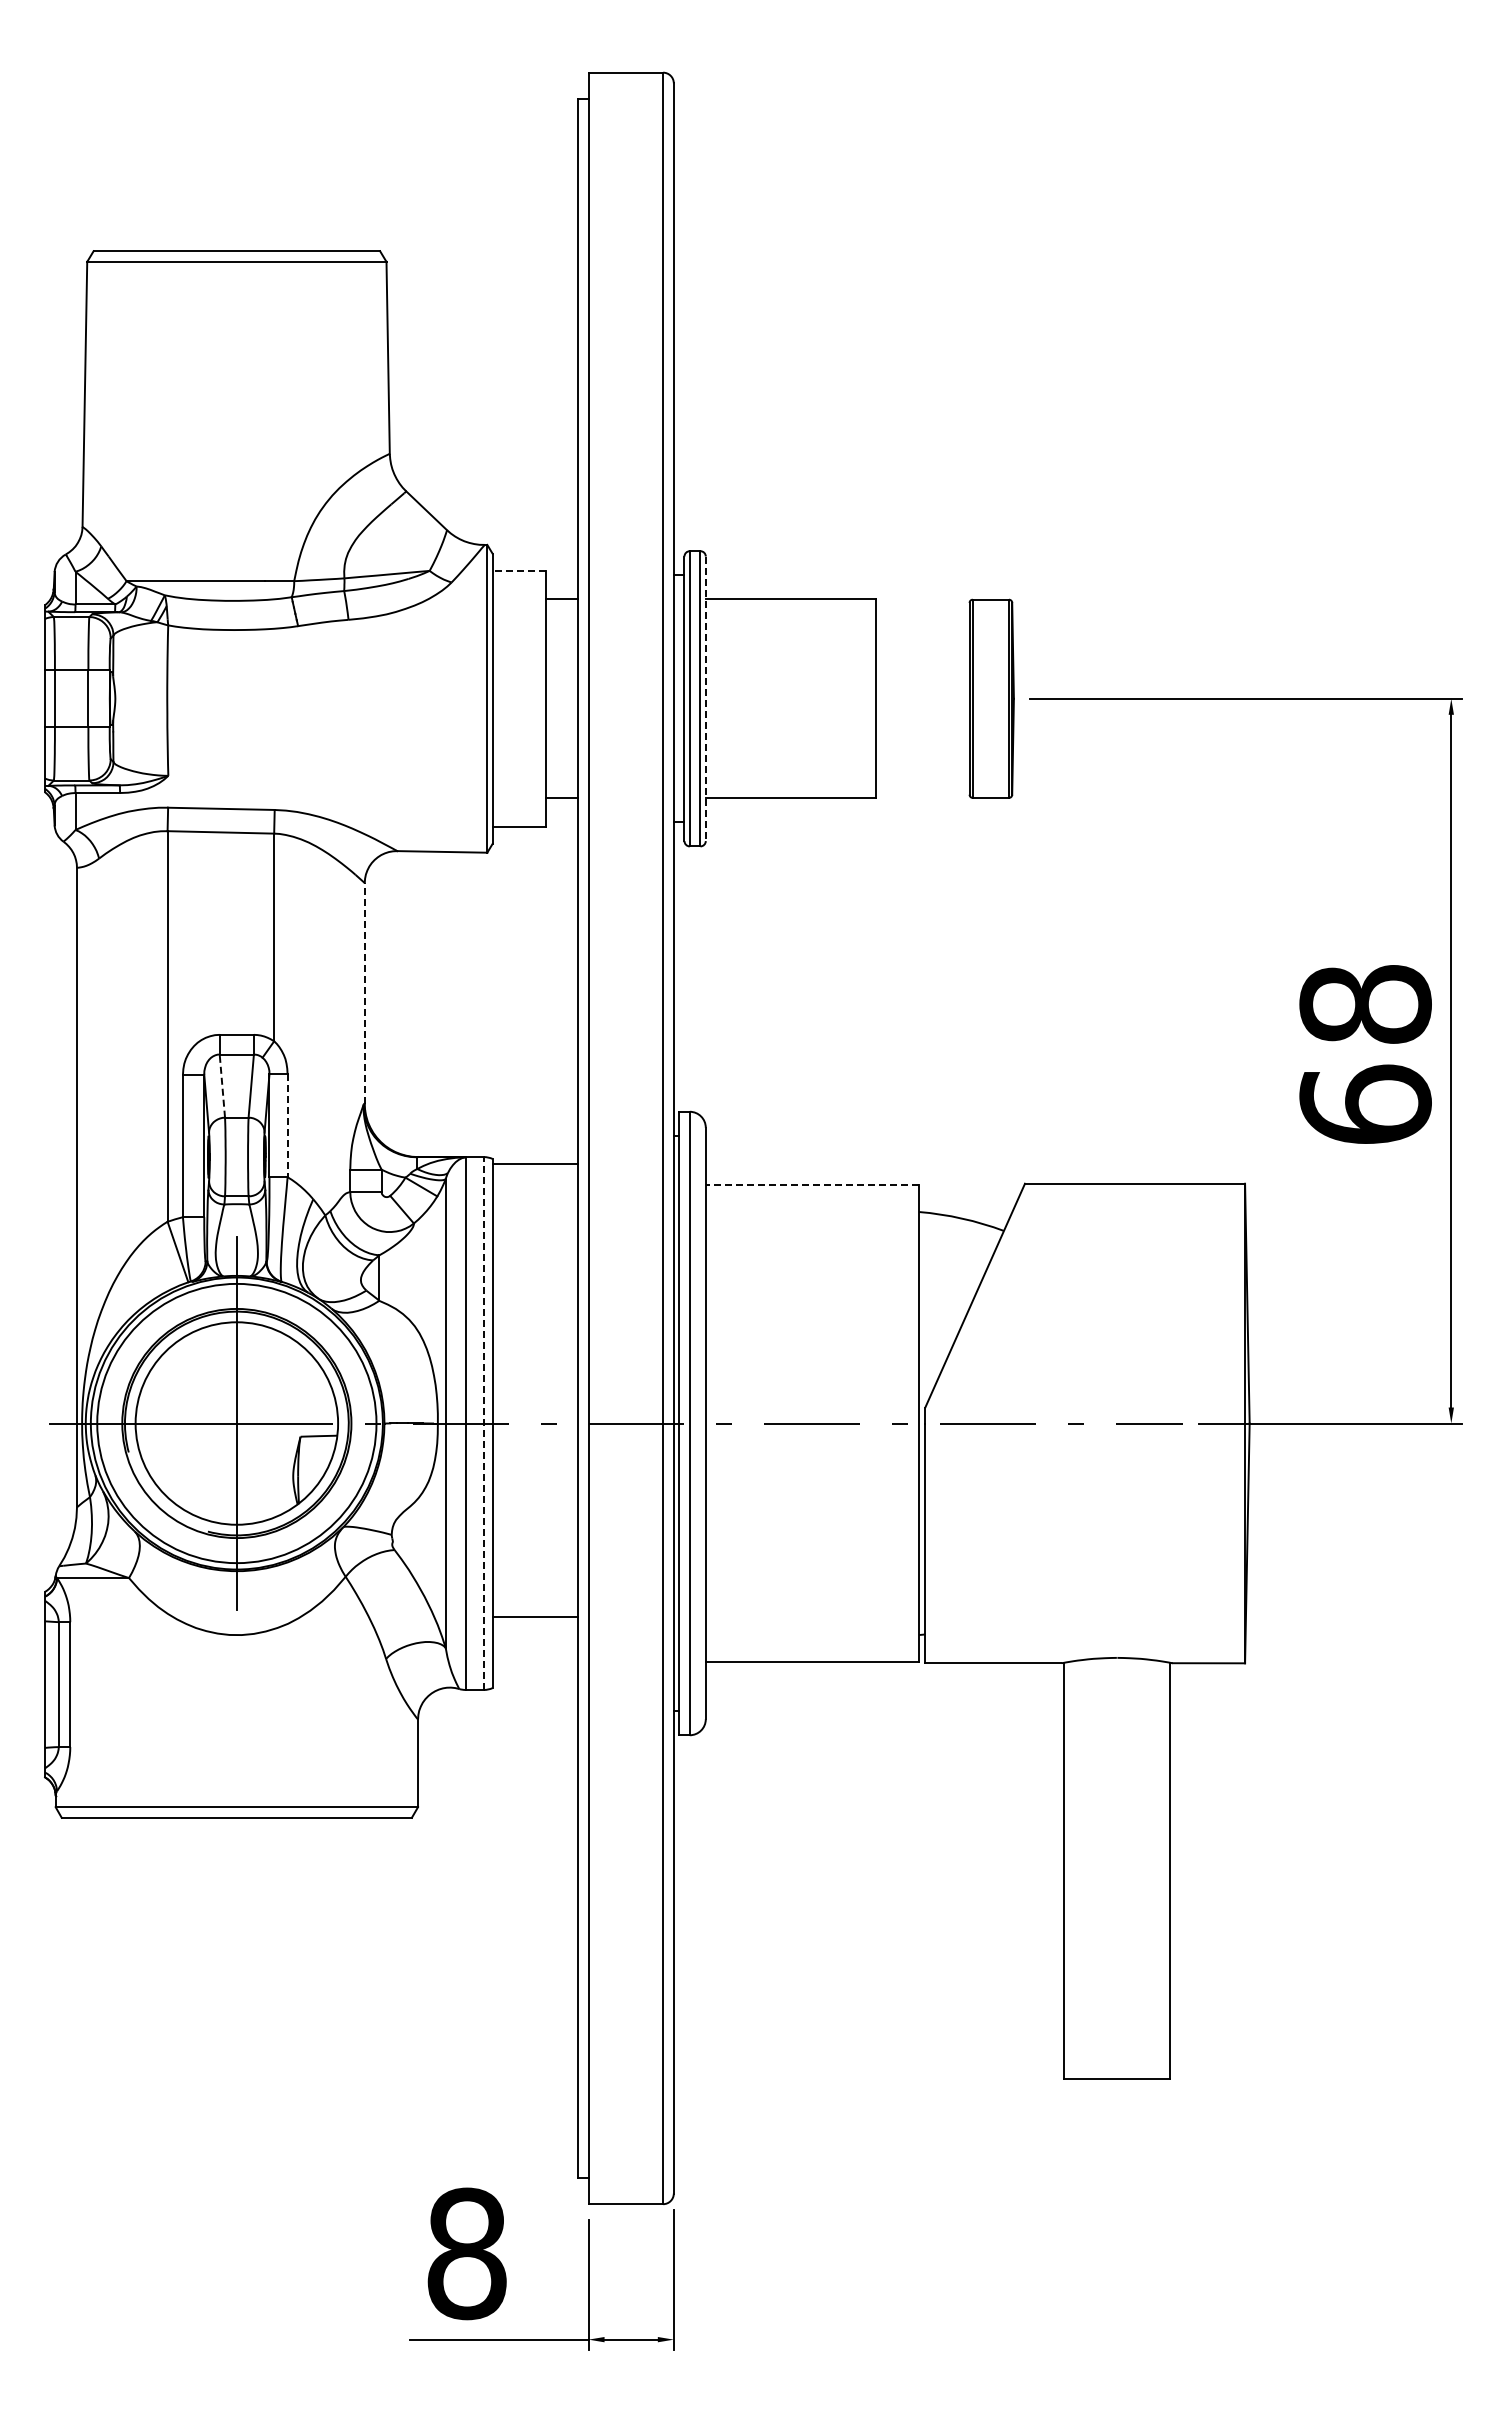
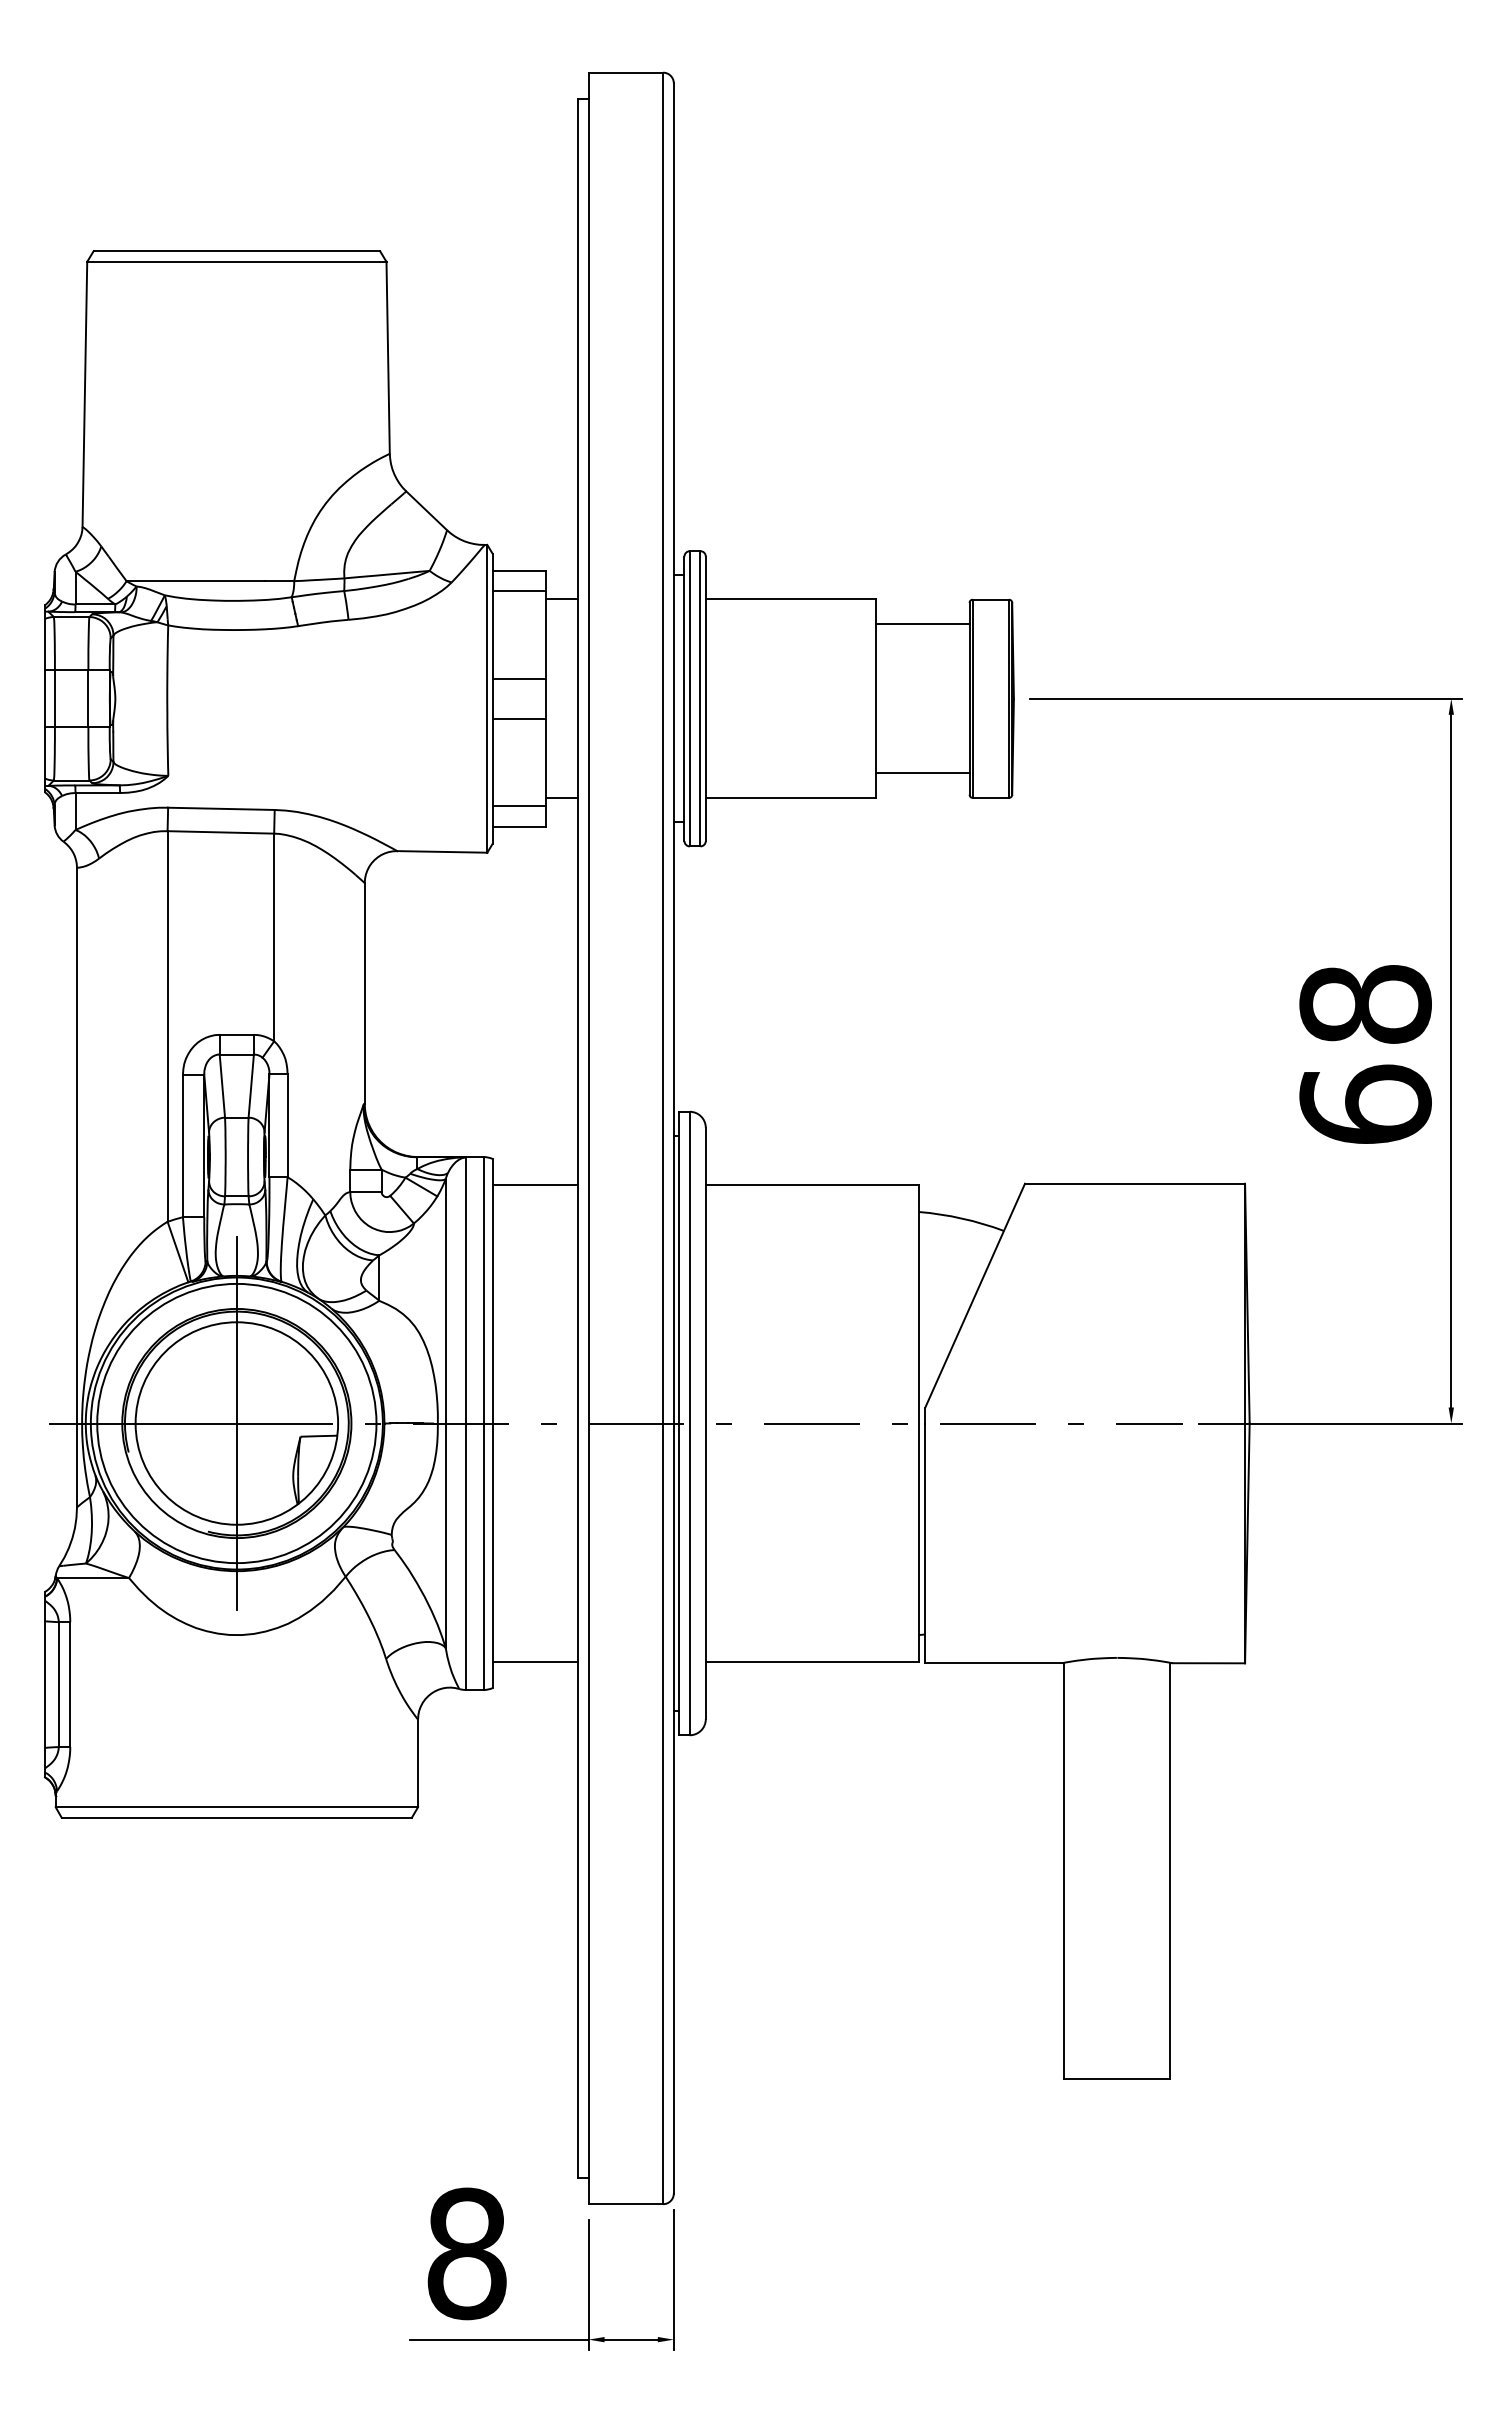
line: dashed -> solid (519, 570)
line: none -> present (518, 591)
line: none -> present (922, 624)
line: none -> present (518, 678)
line: dashed -> solid (705, 699)
line: none -> present (518, 719)
line: none -> present (922, 773)
line: none -> present (518, 806)
line: dashed -> solid (364, 992)
line: dashed -> solid (222, 1086)
line: dashed -> solid (287, 1125)
line position: (534, 1163) -> (534, 1184) (534, 1184)
line: dashed -> solid (812, 1184)
line: dashed -> solid (483, 1423)
line position: (534, 1617) -> (534, 1662) (534, 1662)
